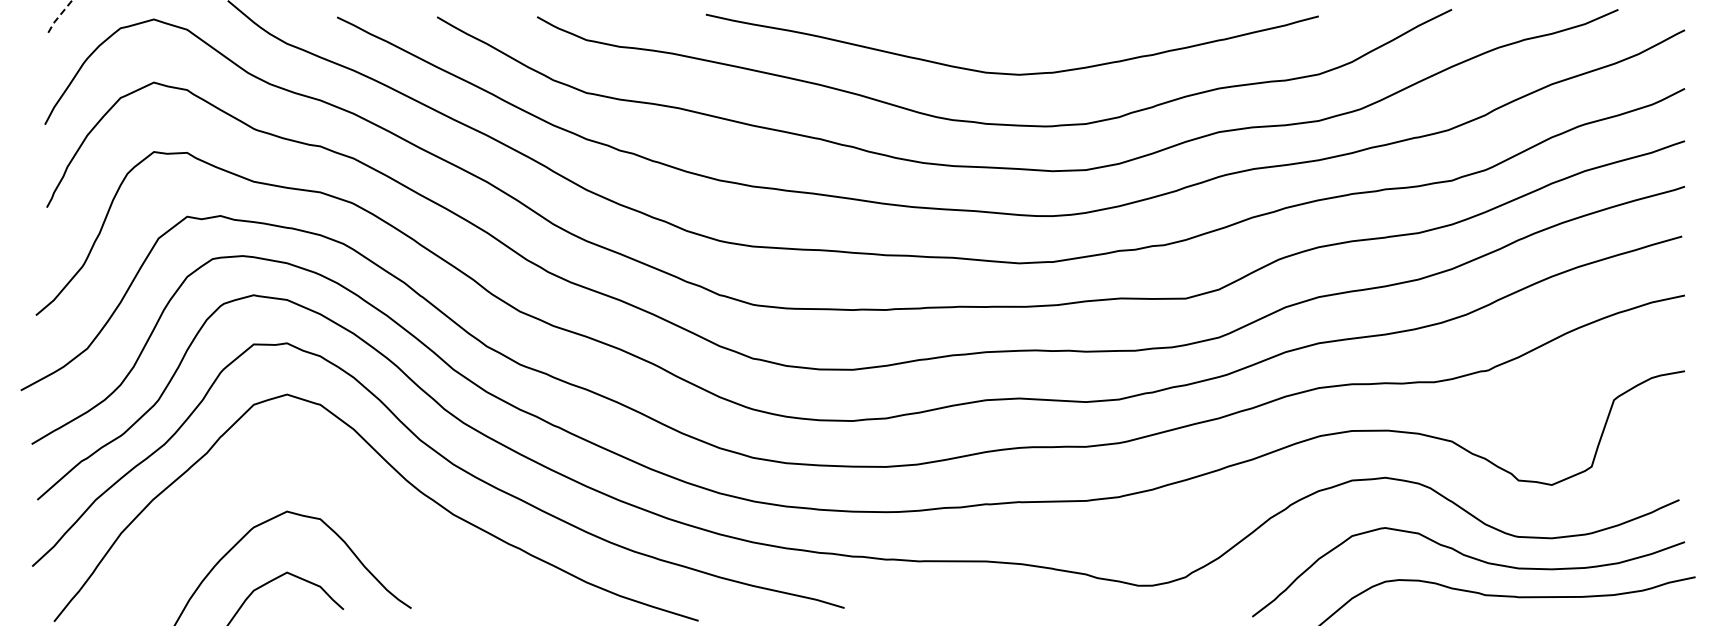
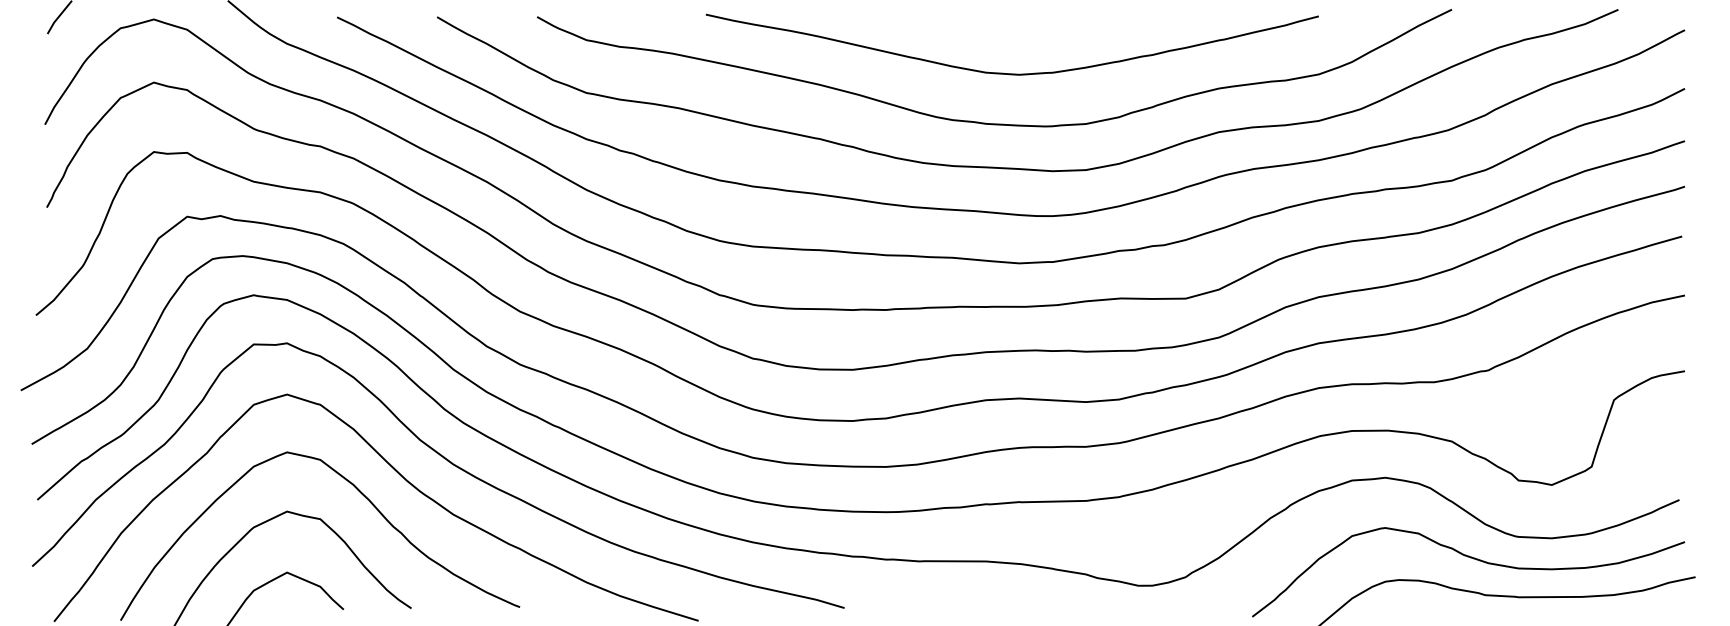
line: dashed -> solid (58, 17)
curve: none -> present (361, 494)
